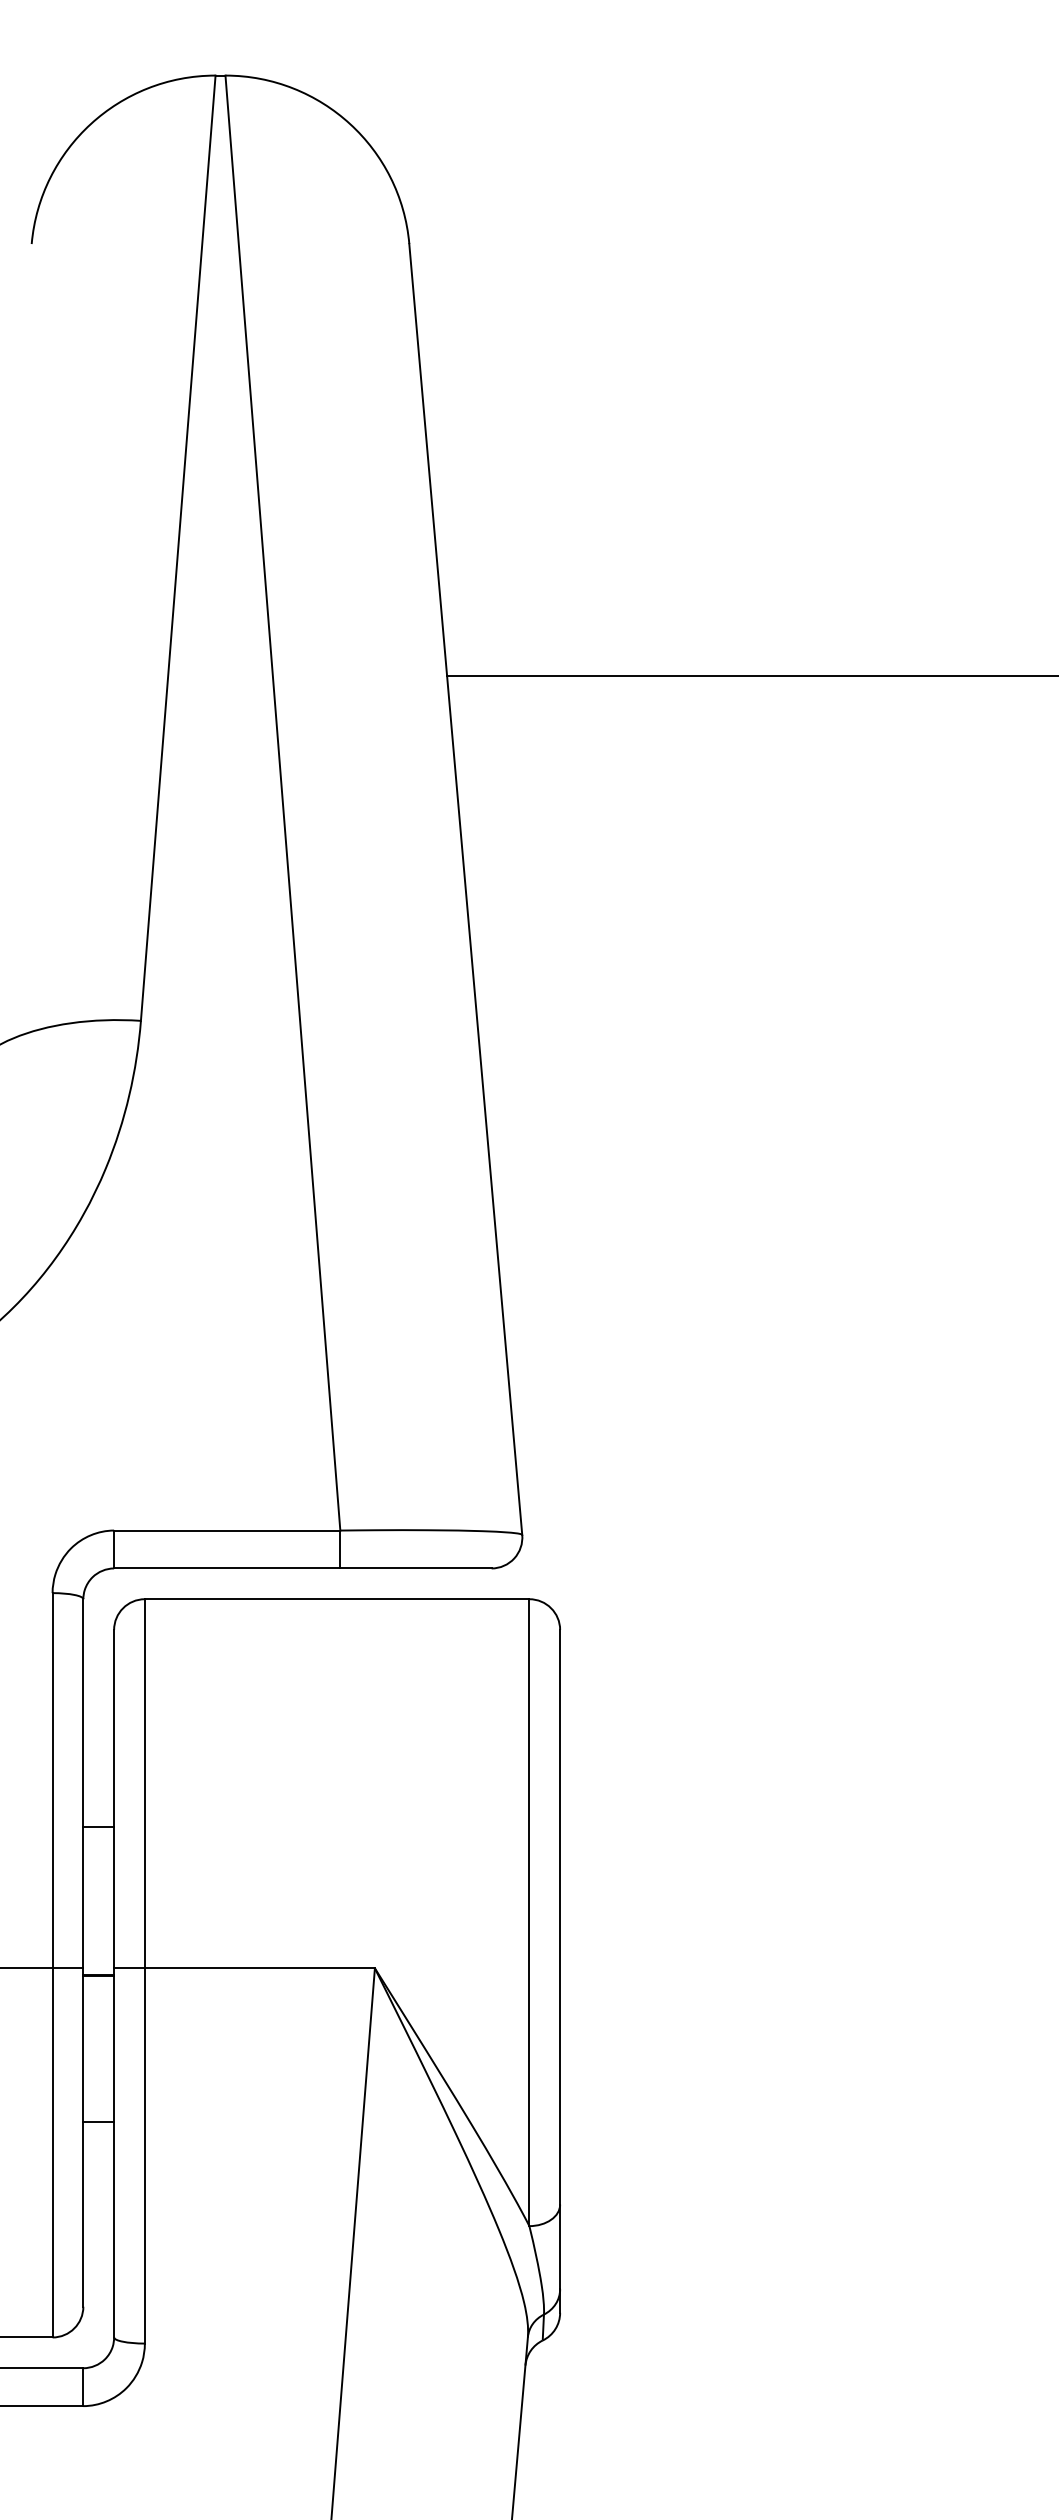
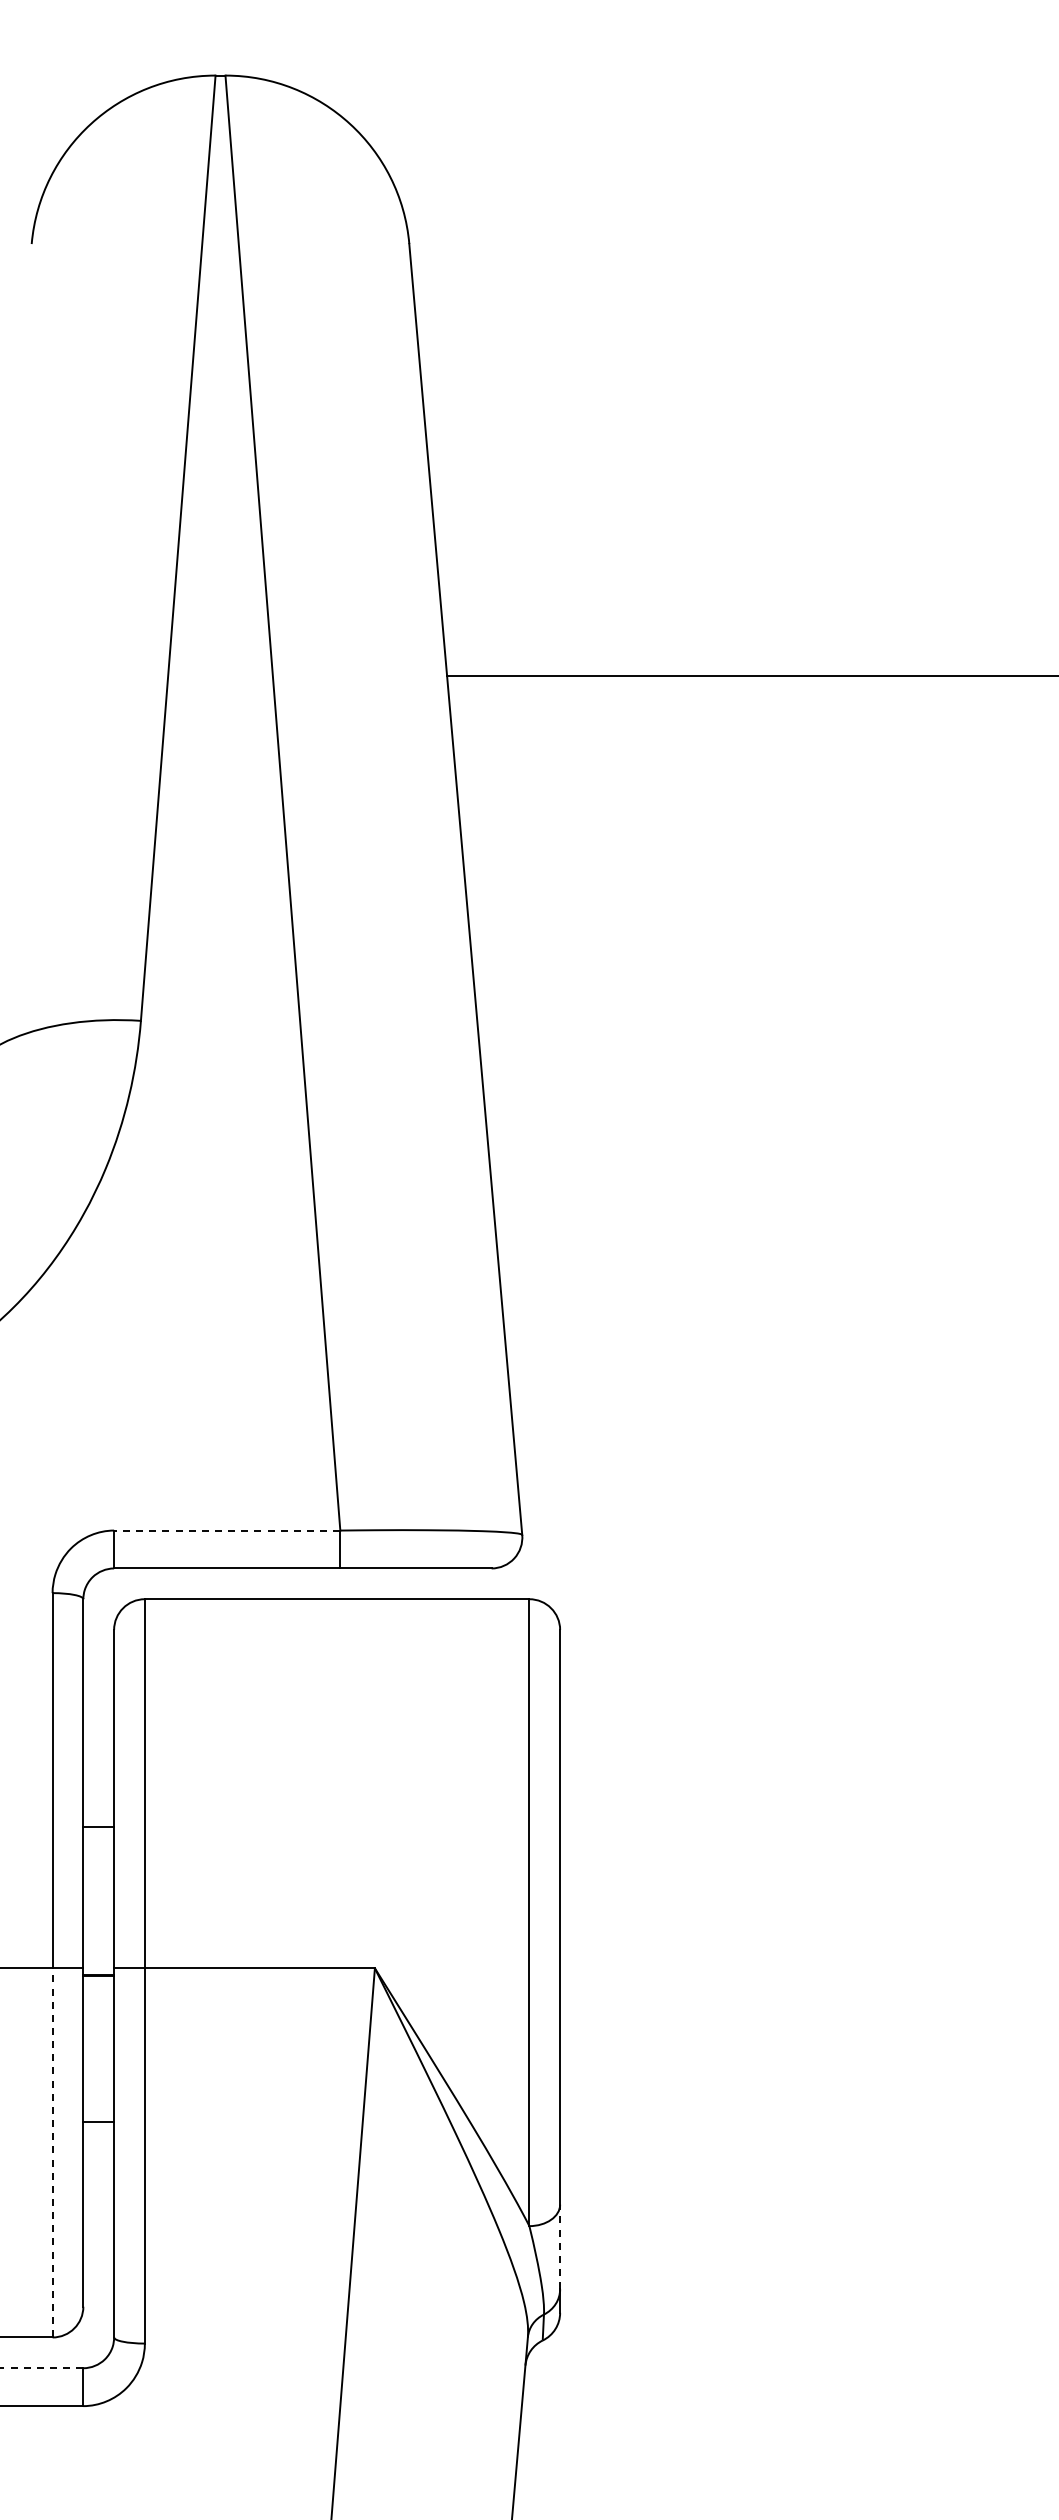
line: solid -> dashed (226, 1530)
line: solid -> dashed (52, 2152)
line: solid -> dashed (560, 2246)
line: solid -> dashed (41, 2368)
